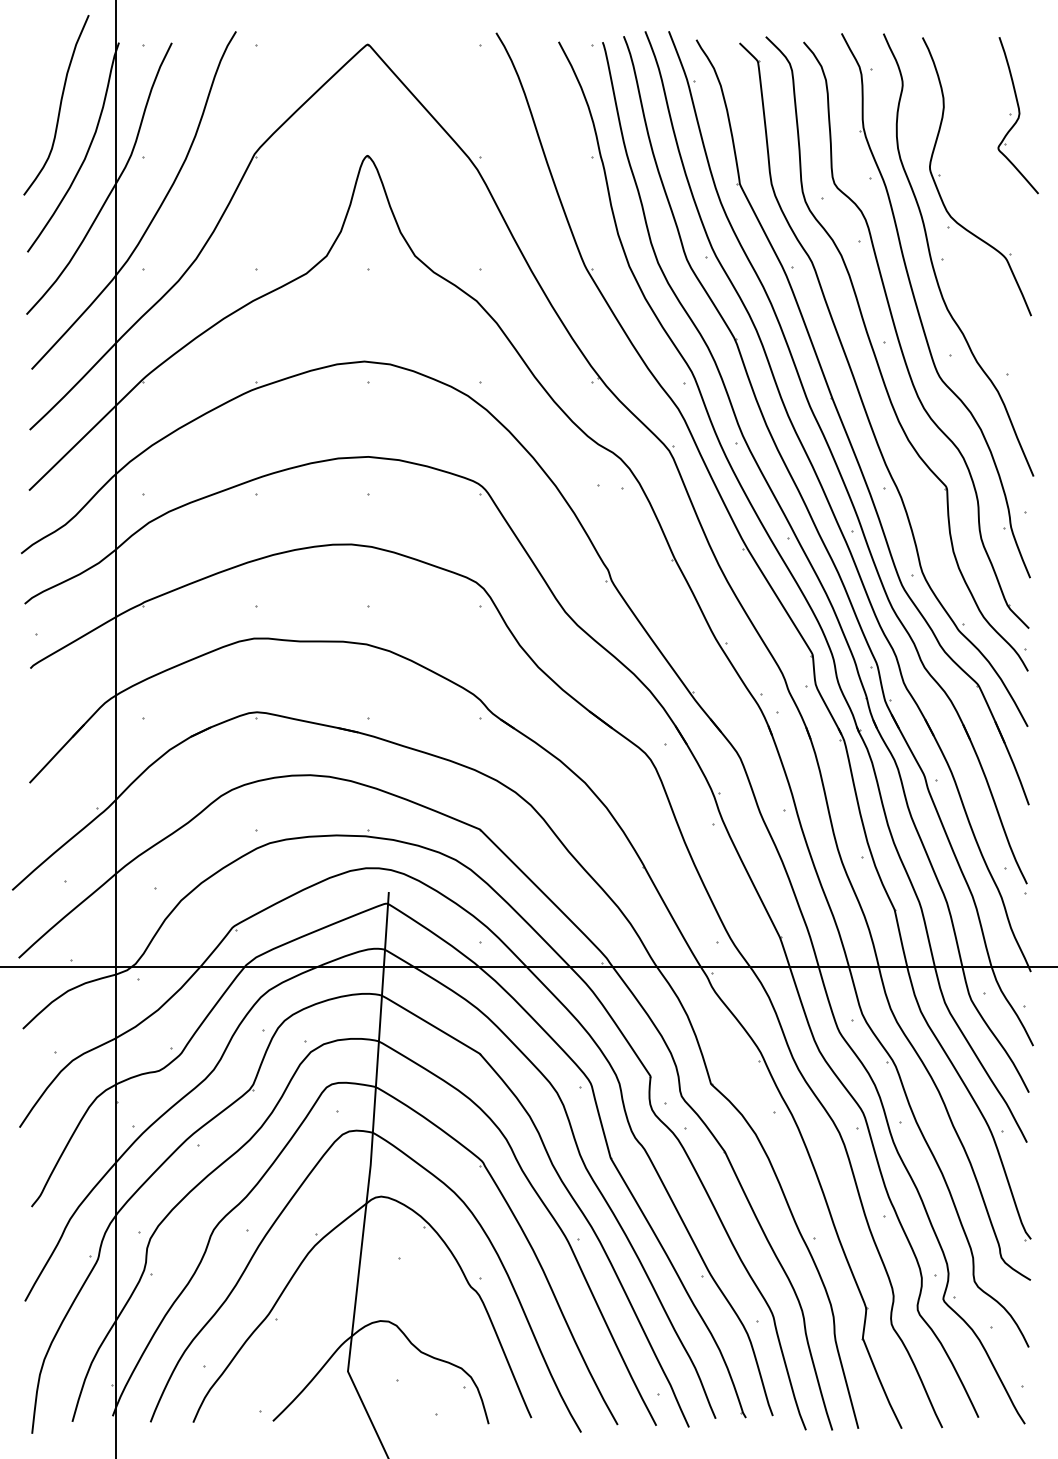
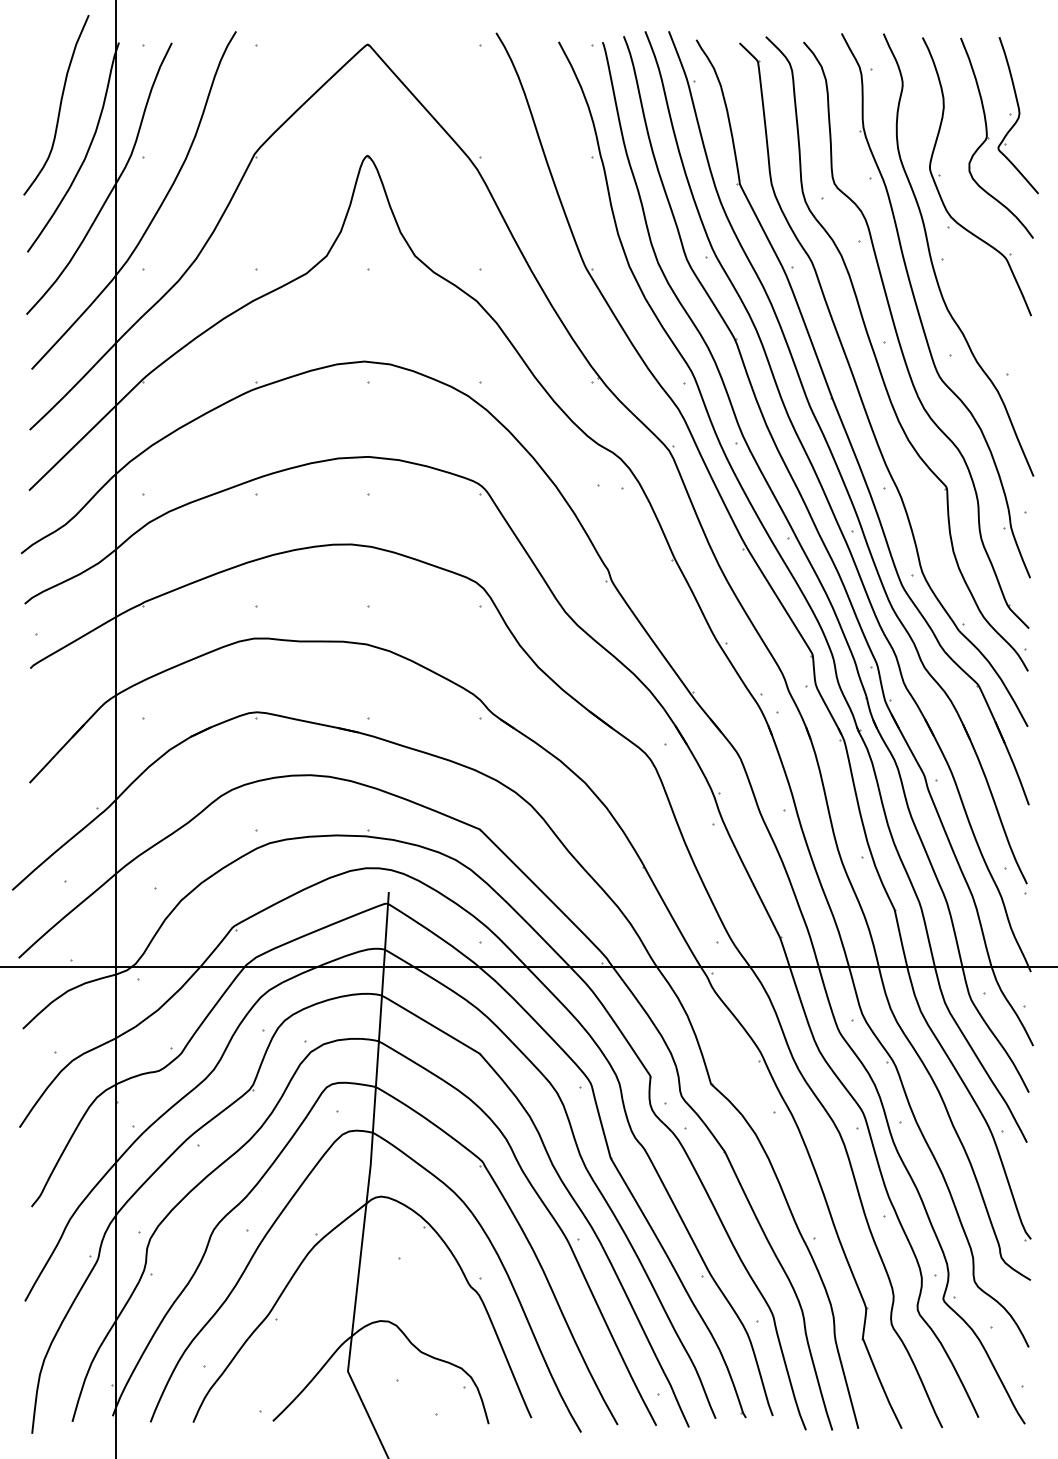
part: none -> present (989, 138)
